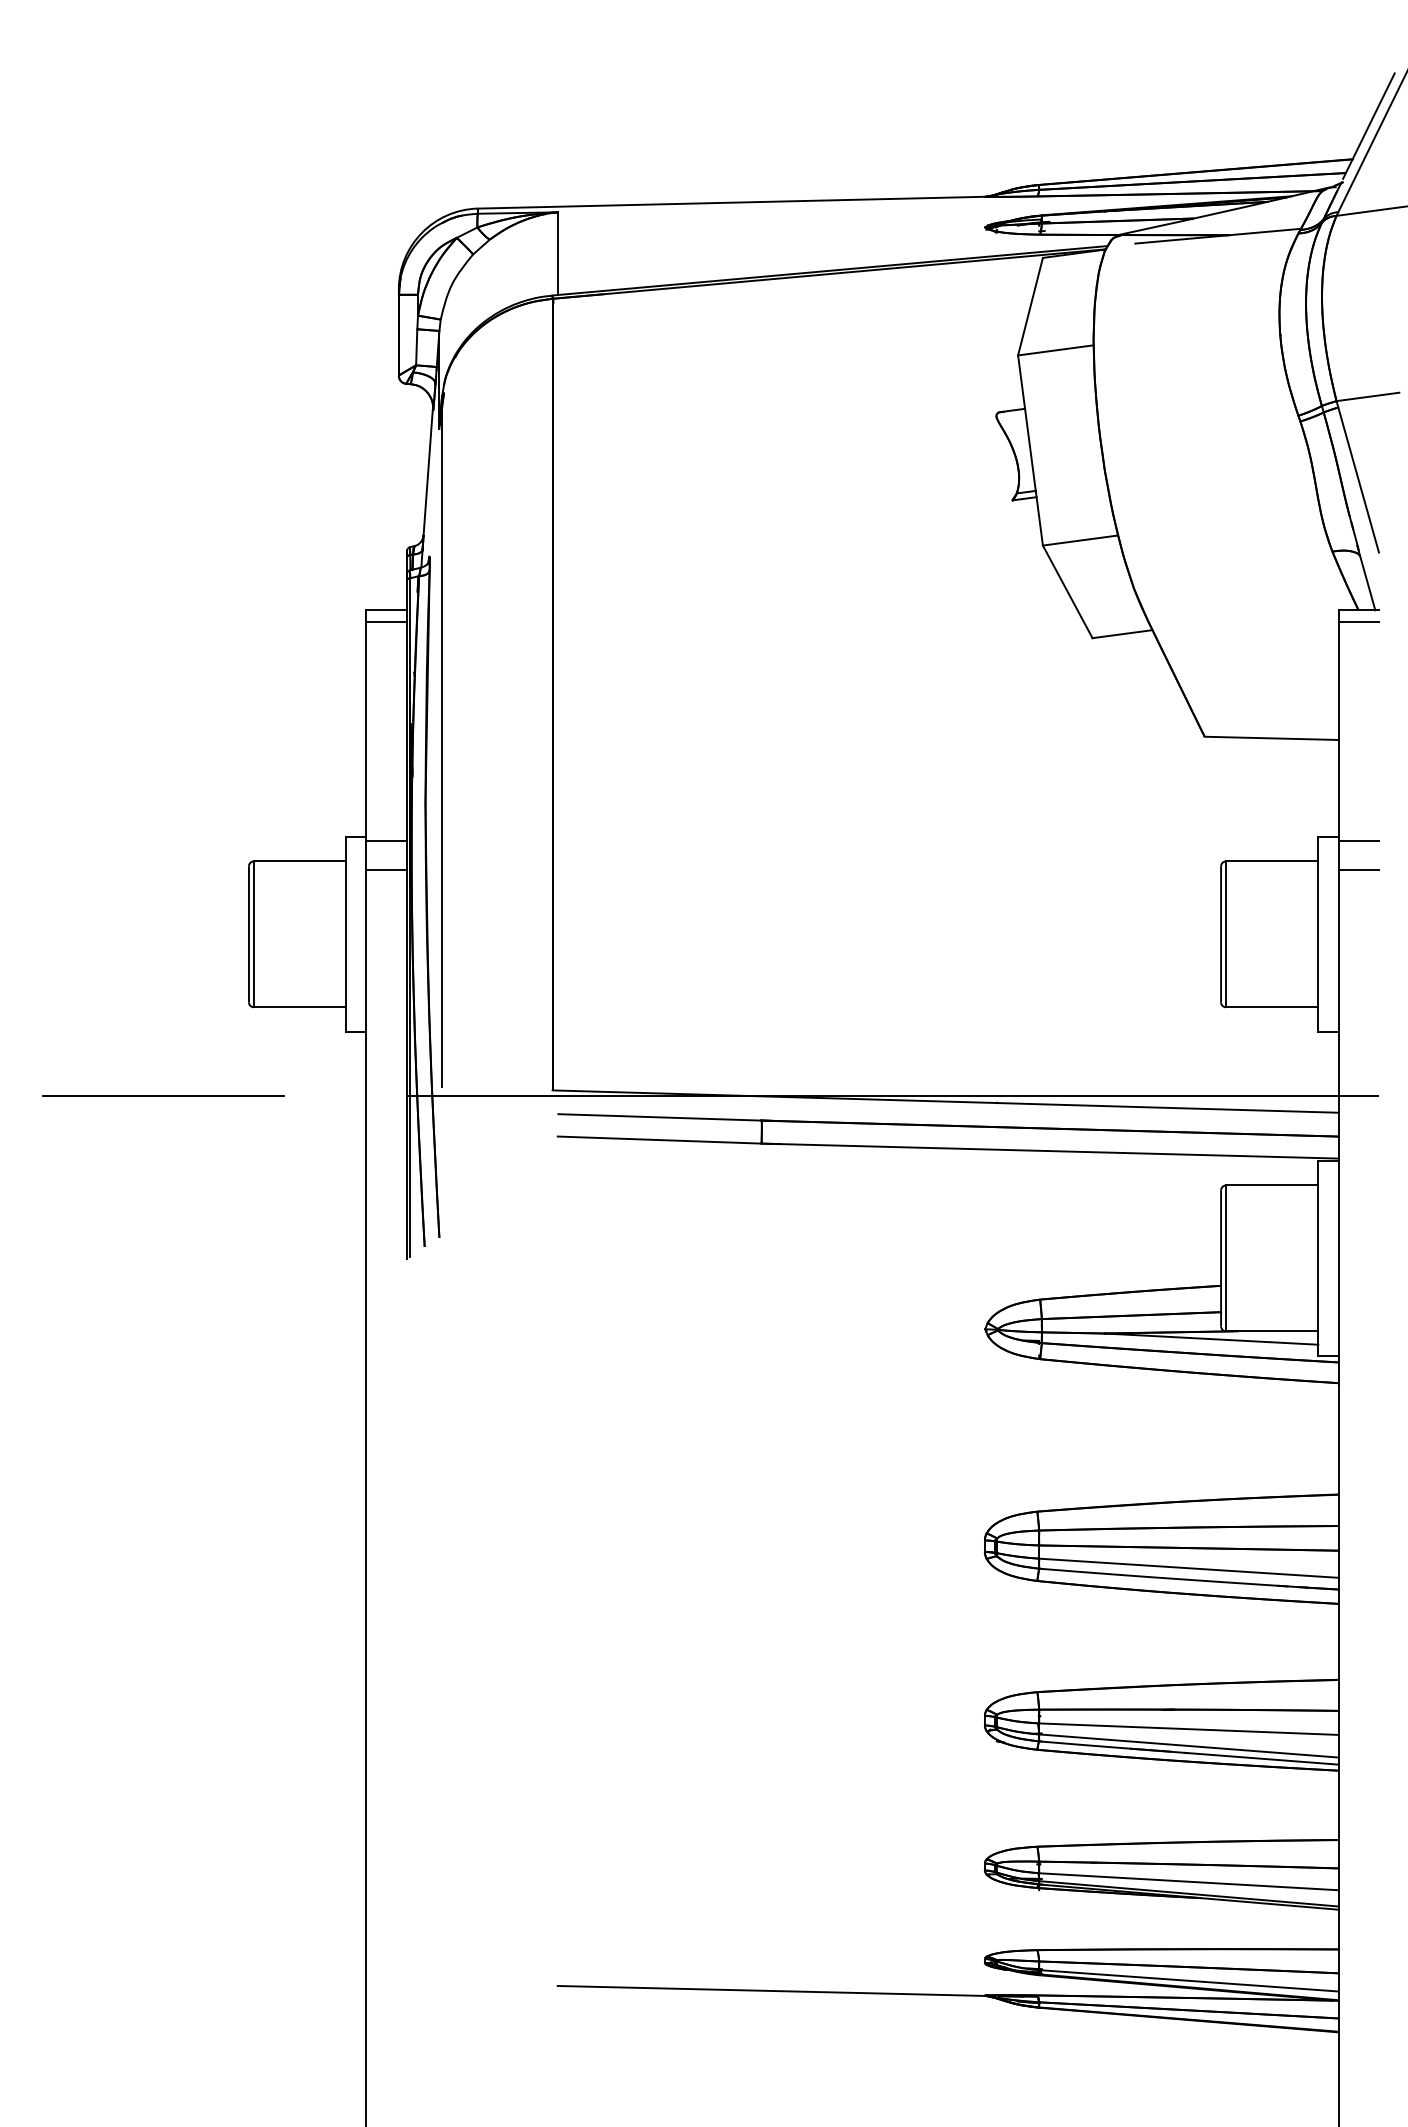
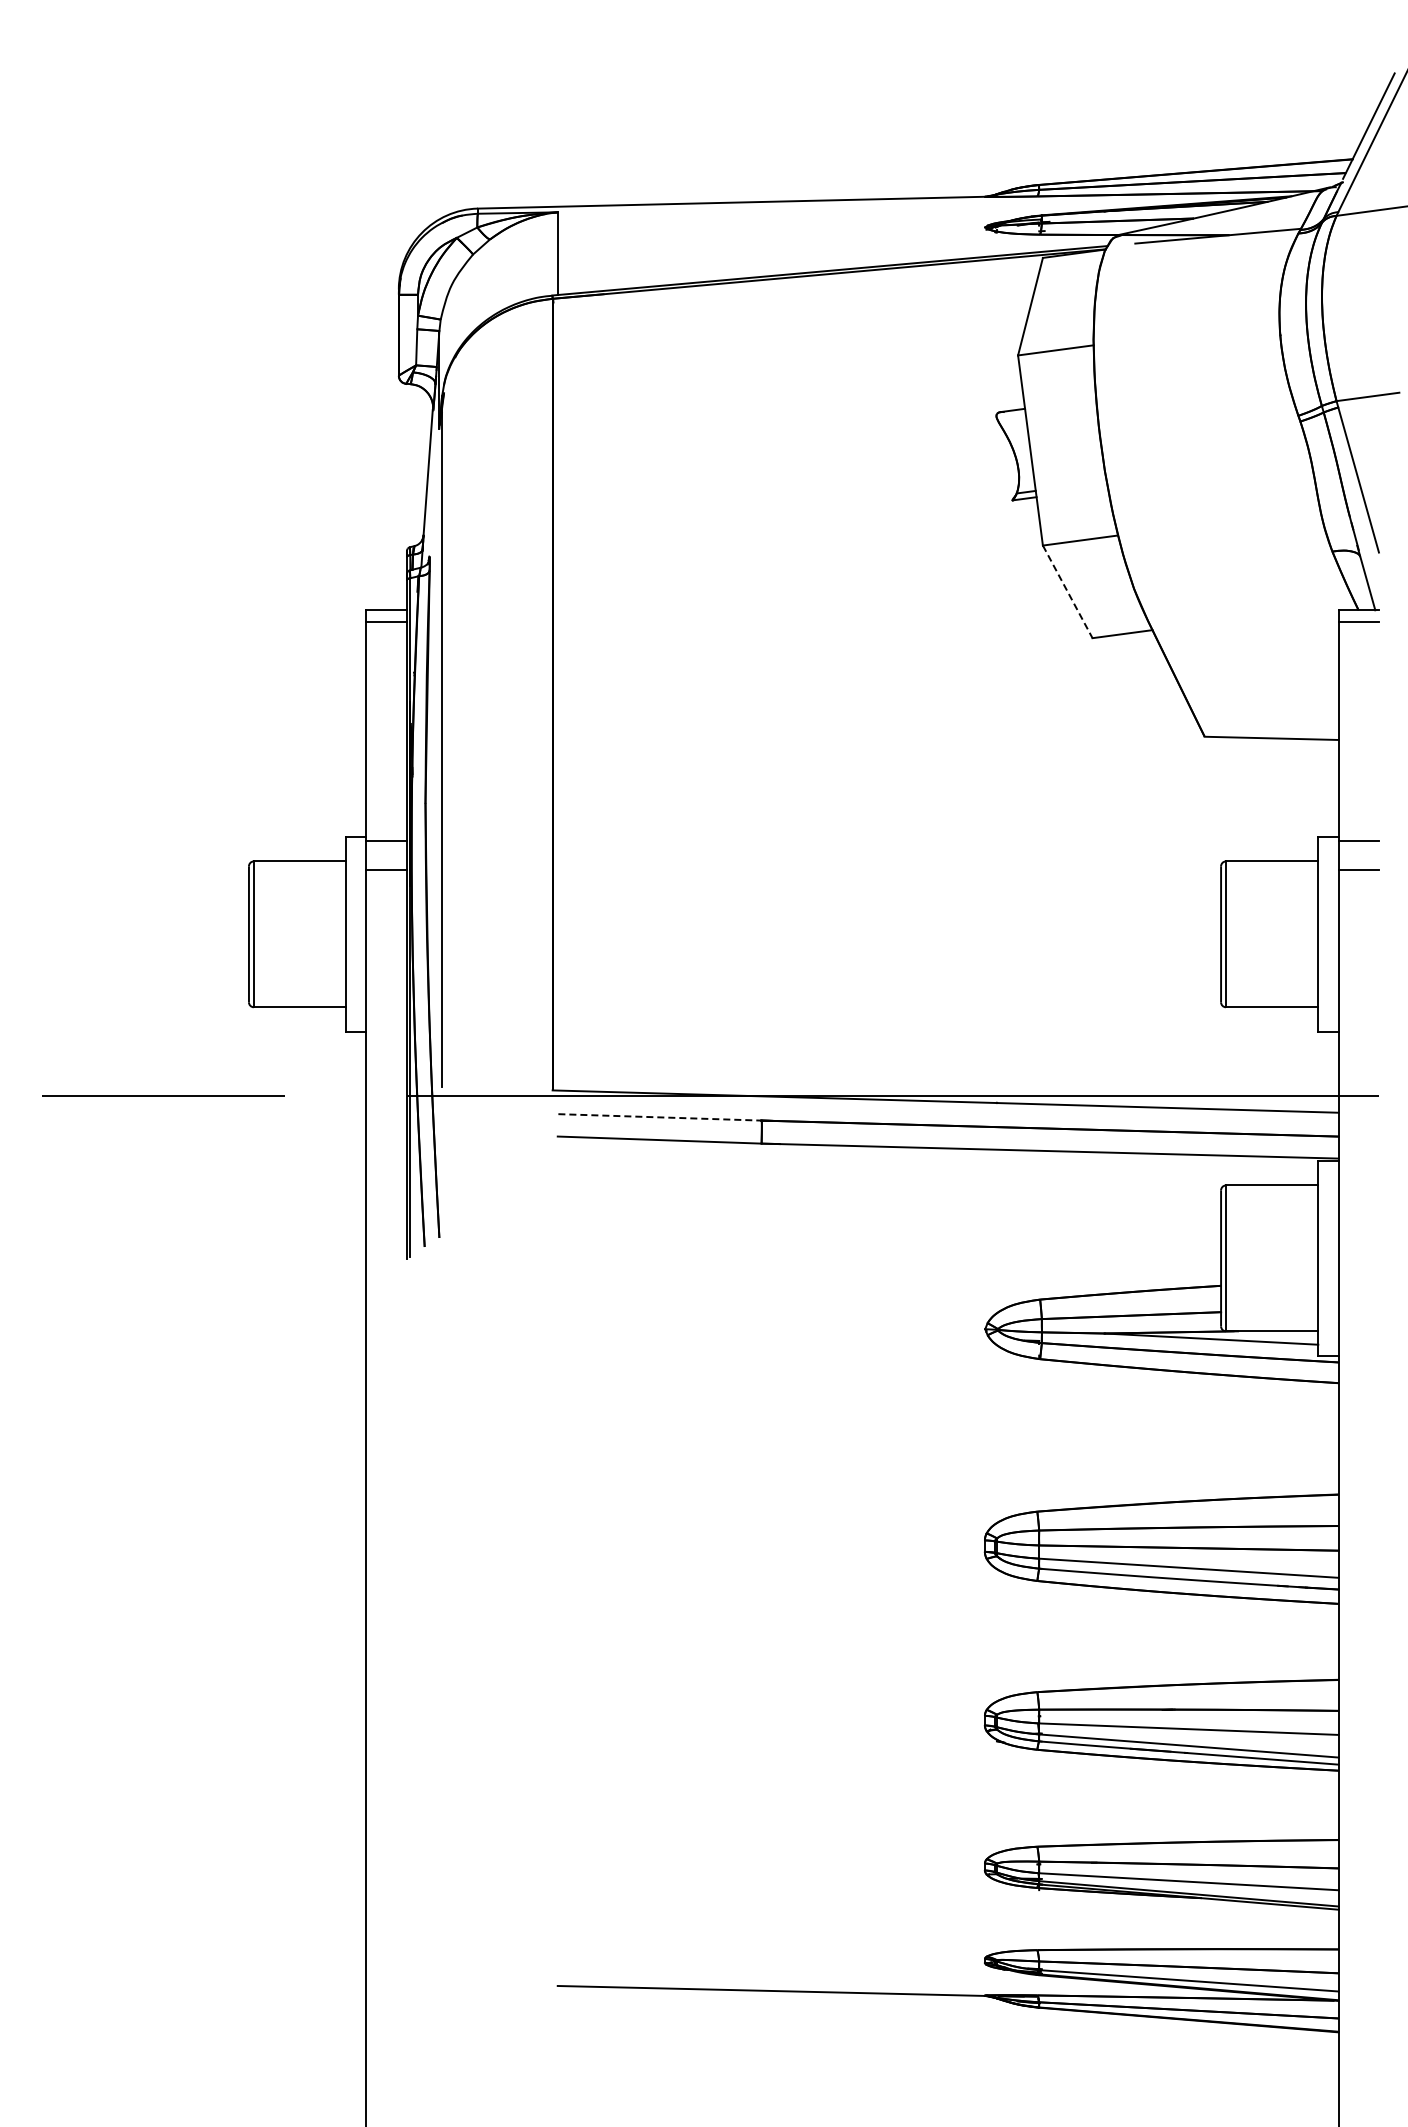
line: solid -> dashed (1067, 591)
line: solid -> dashed (660, 1117)
